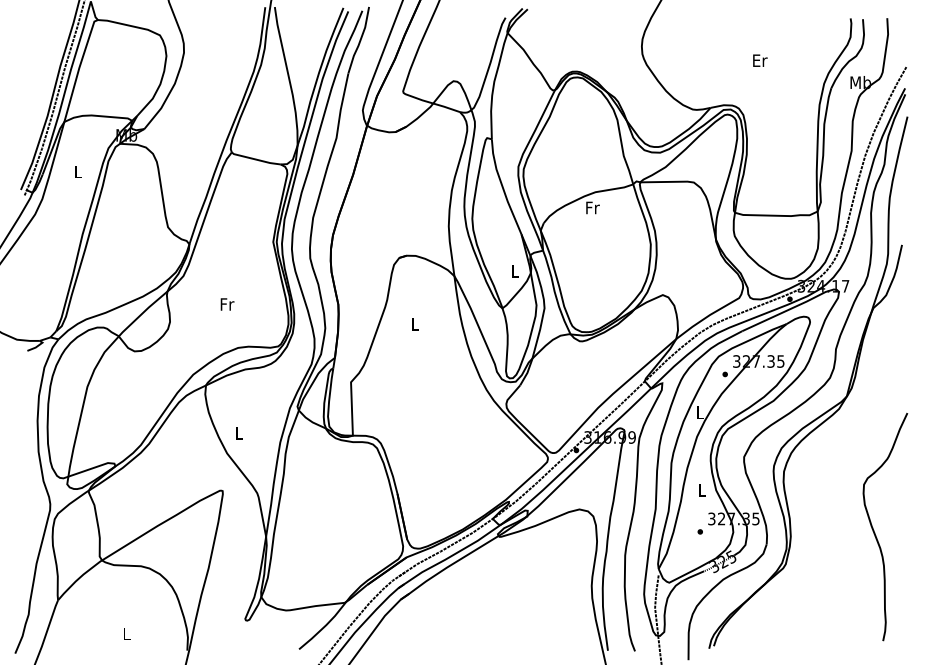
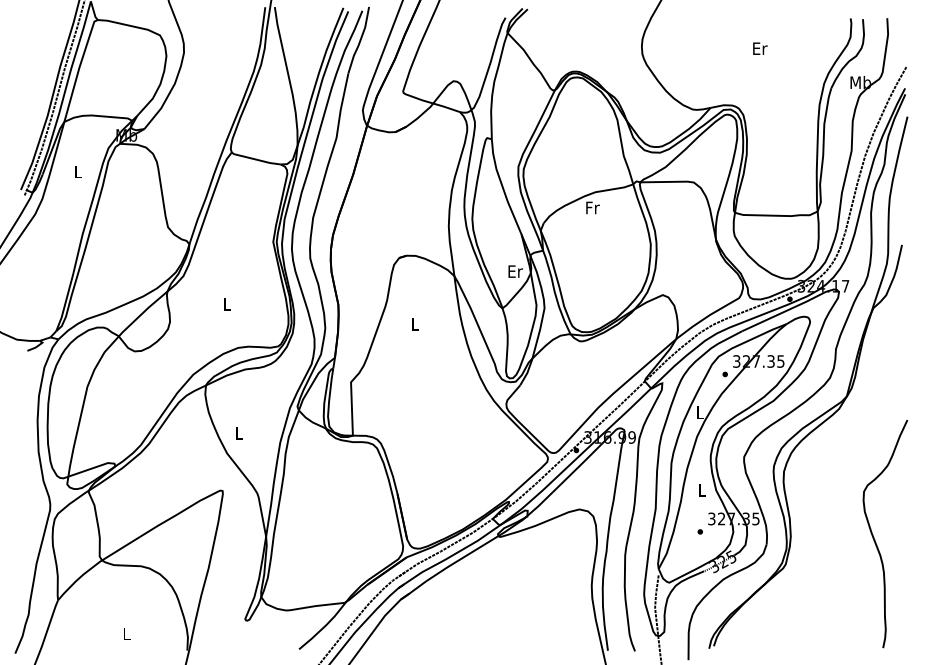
text position: (760, 60) -> (760, 48) (760, 48)
text: L -> Er (515, 271)
text: Fr -> L (227, 304)
curve position: (875, 532) -> (875, 539) (875, 539)
